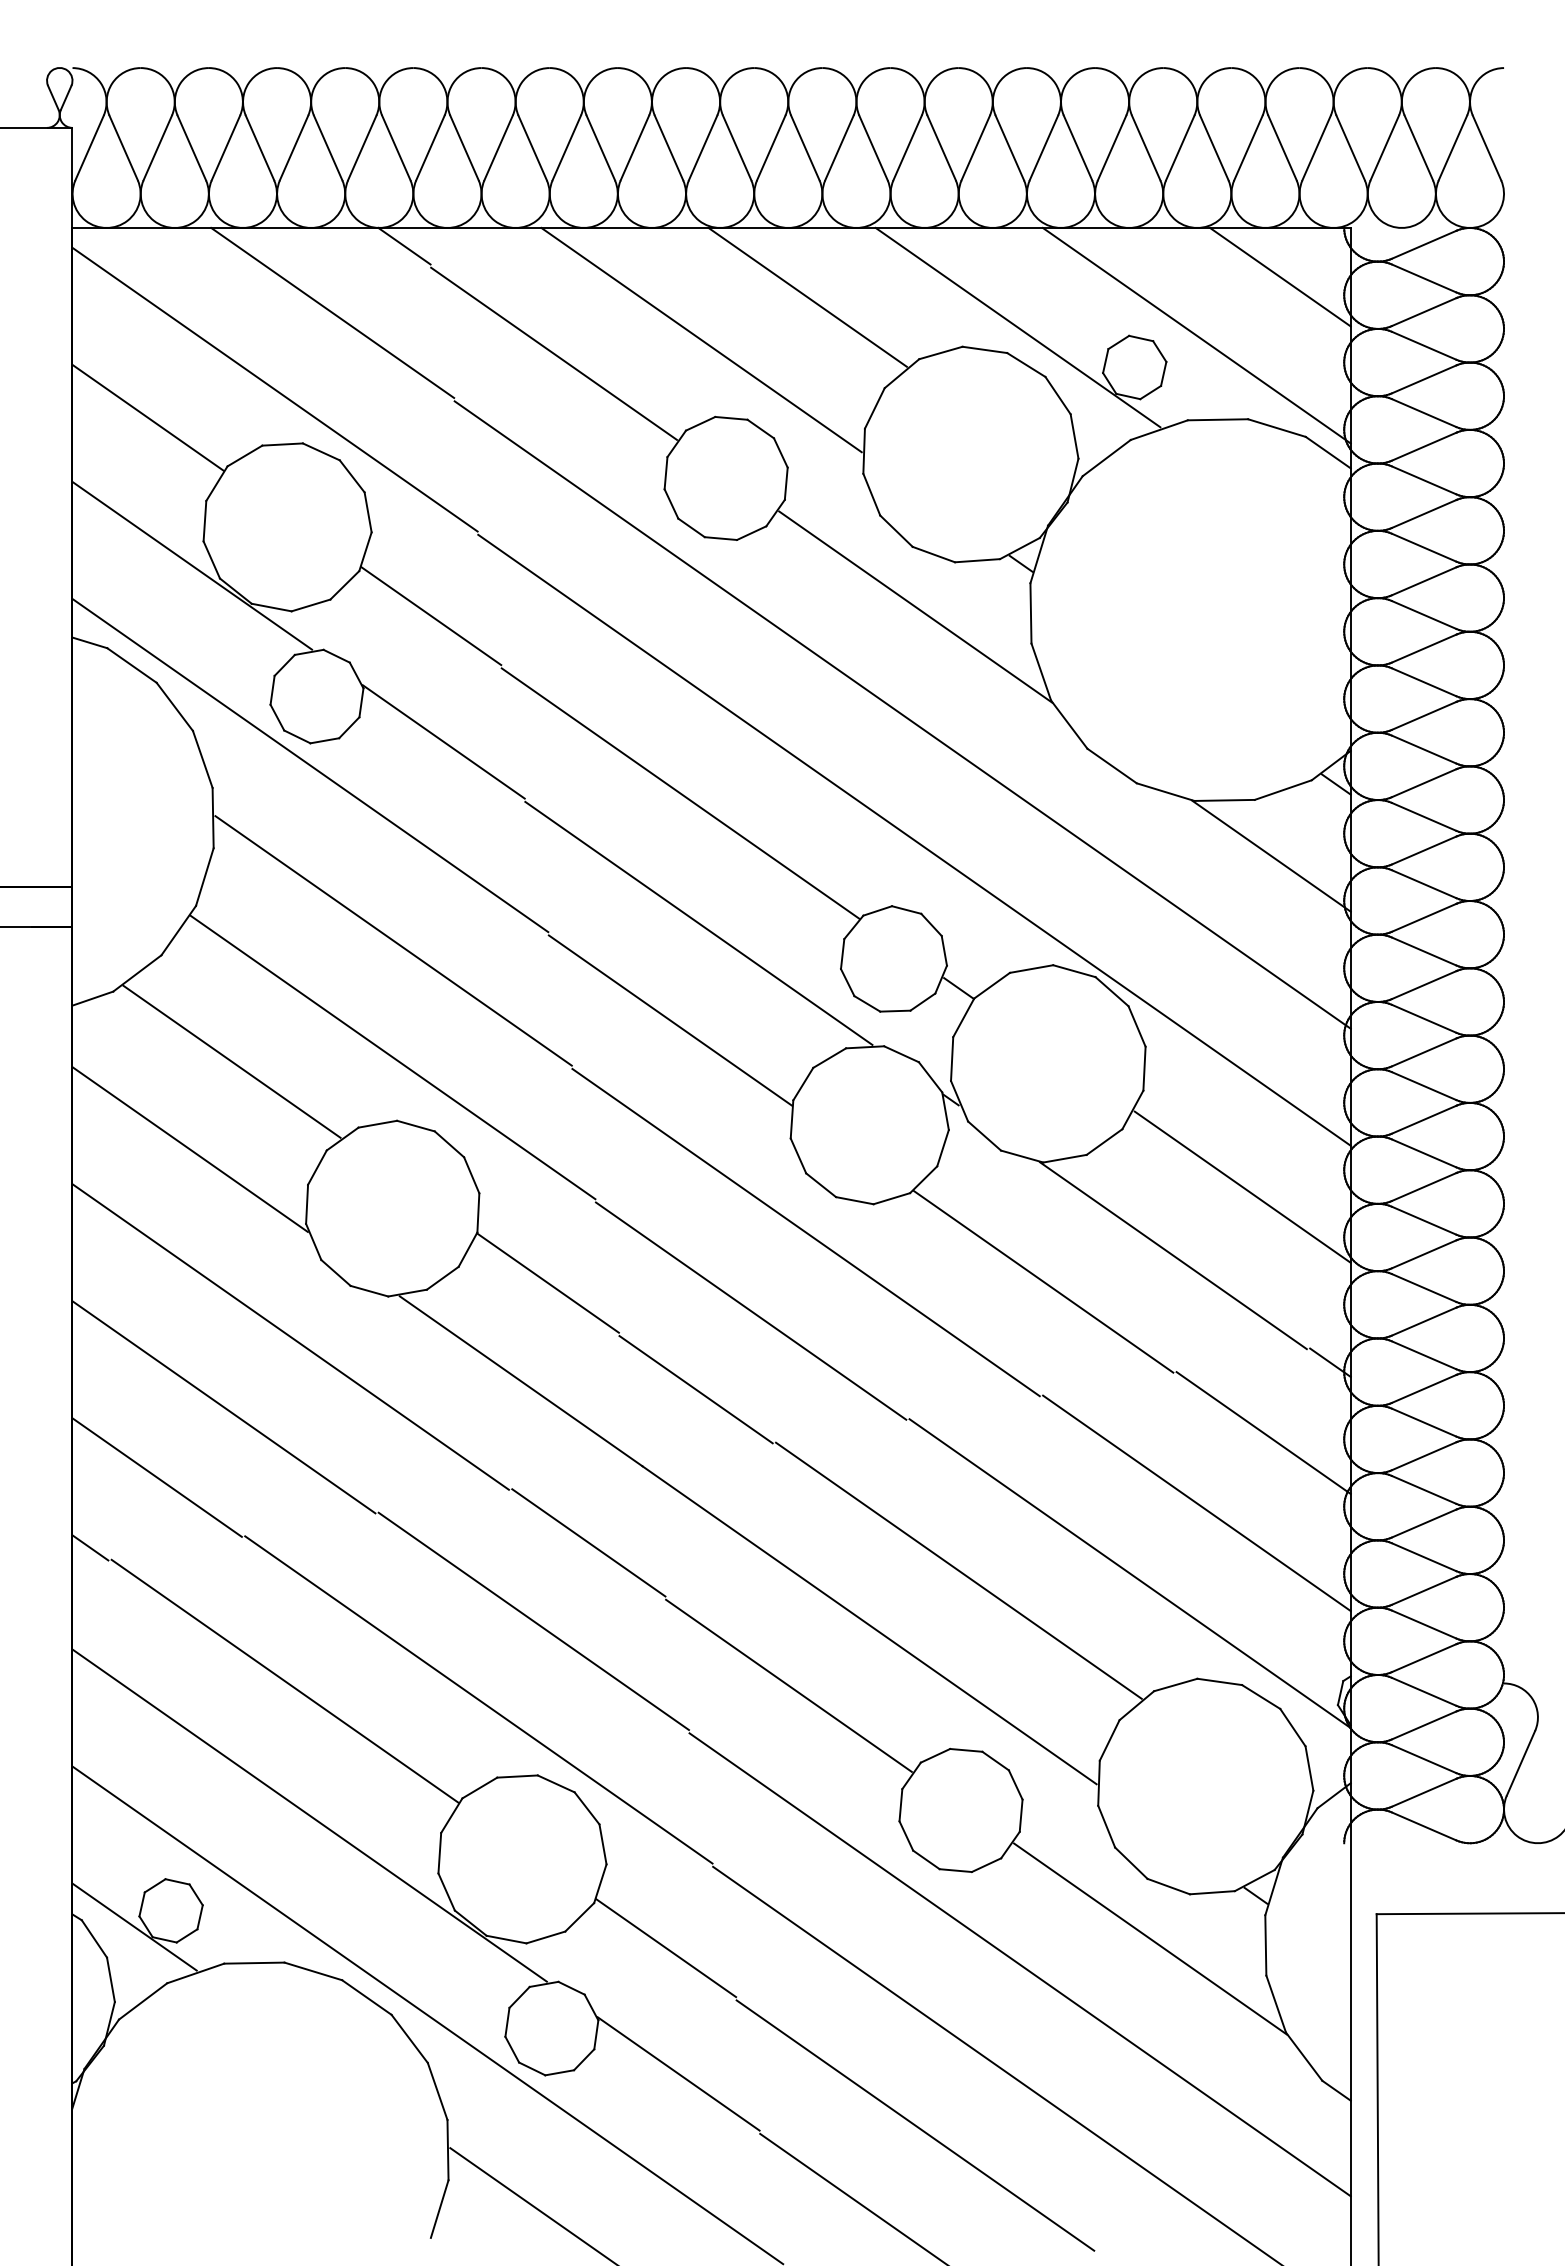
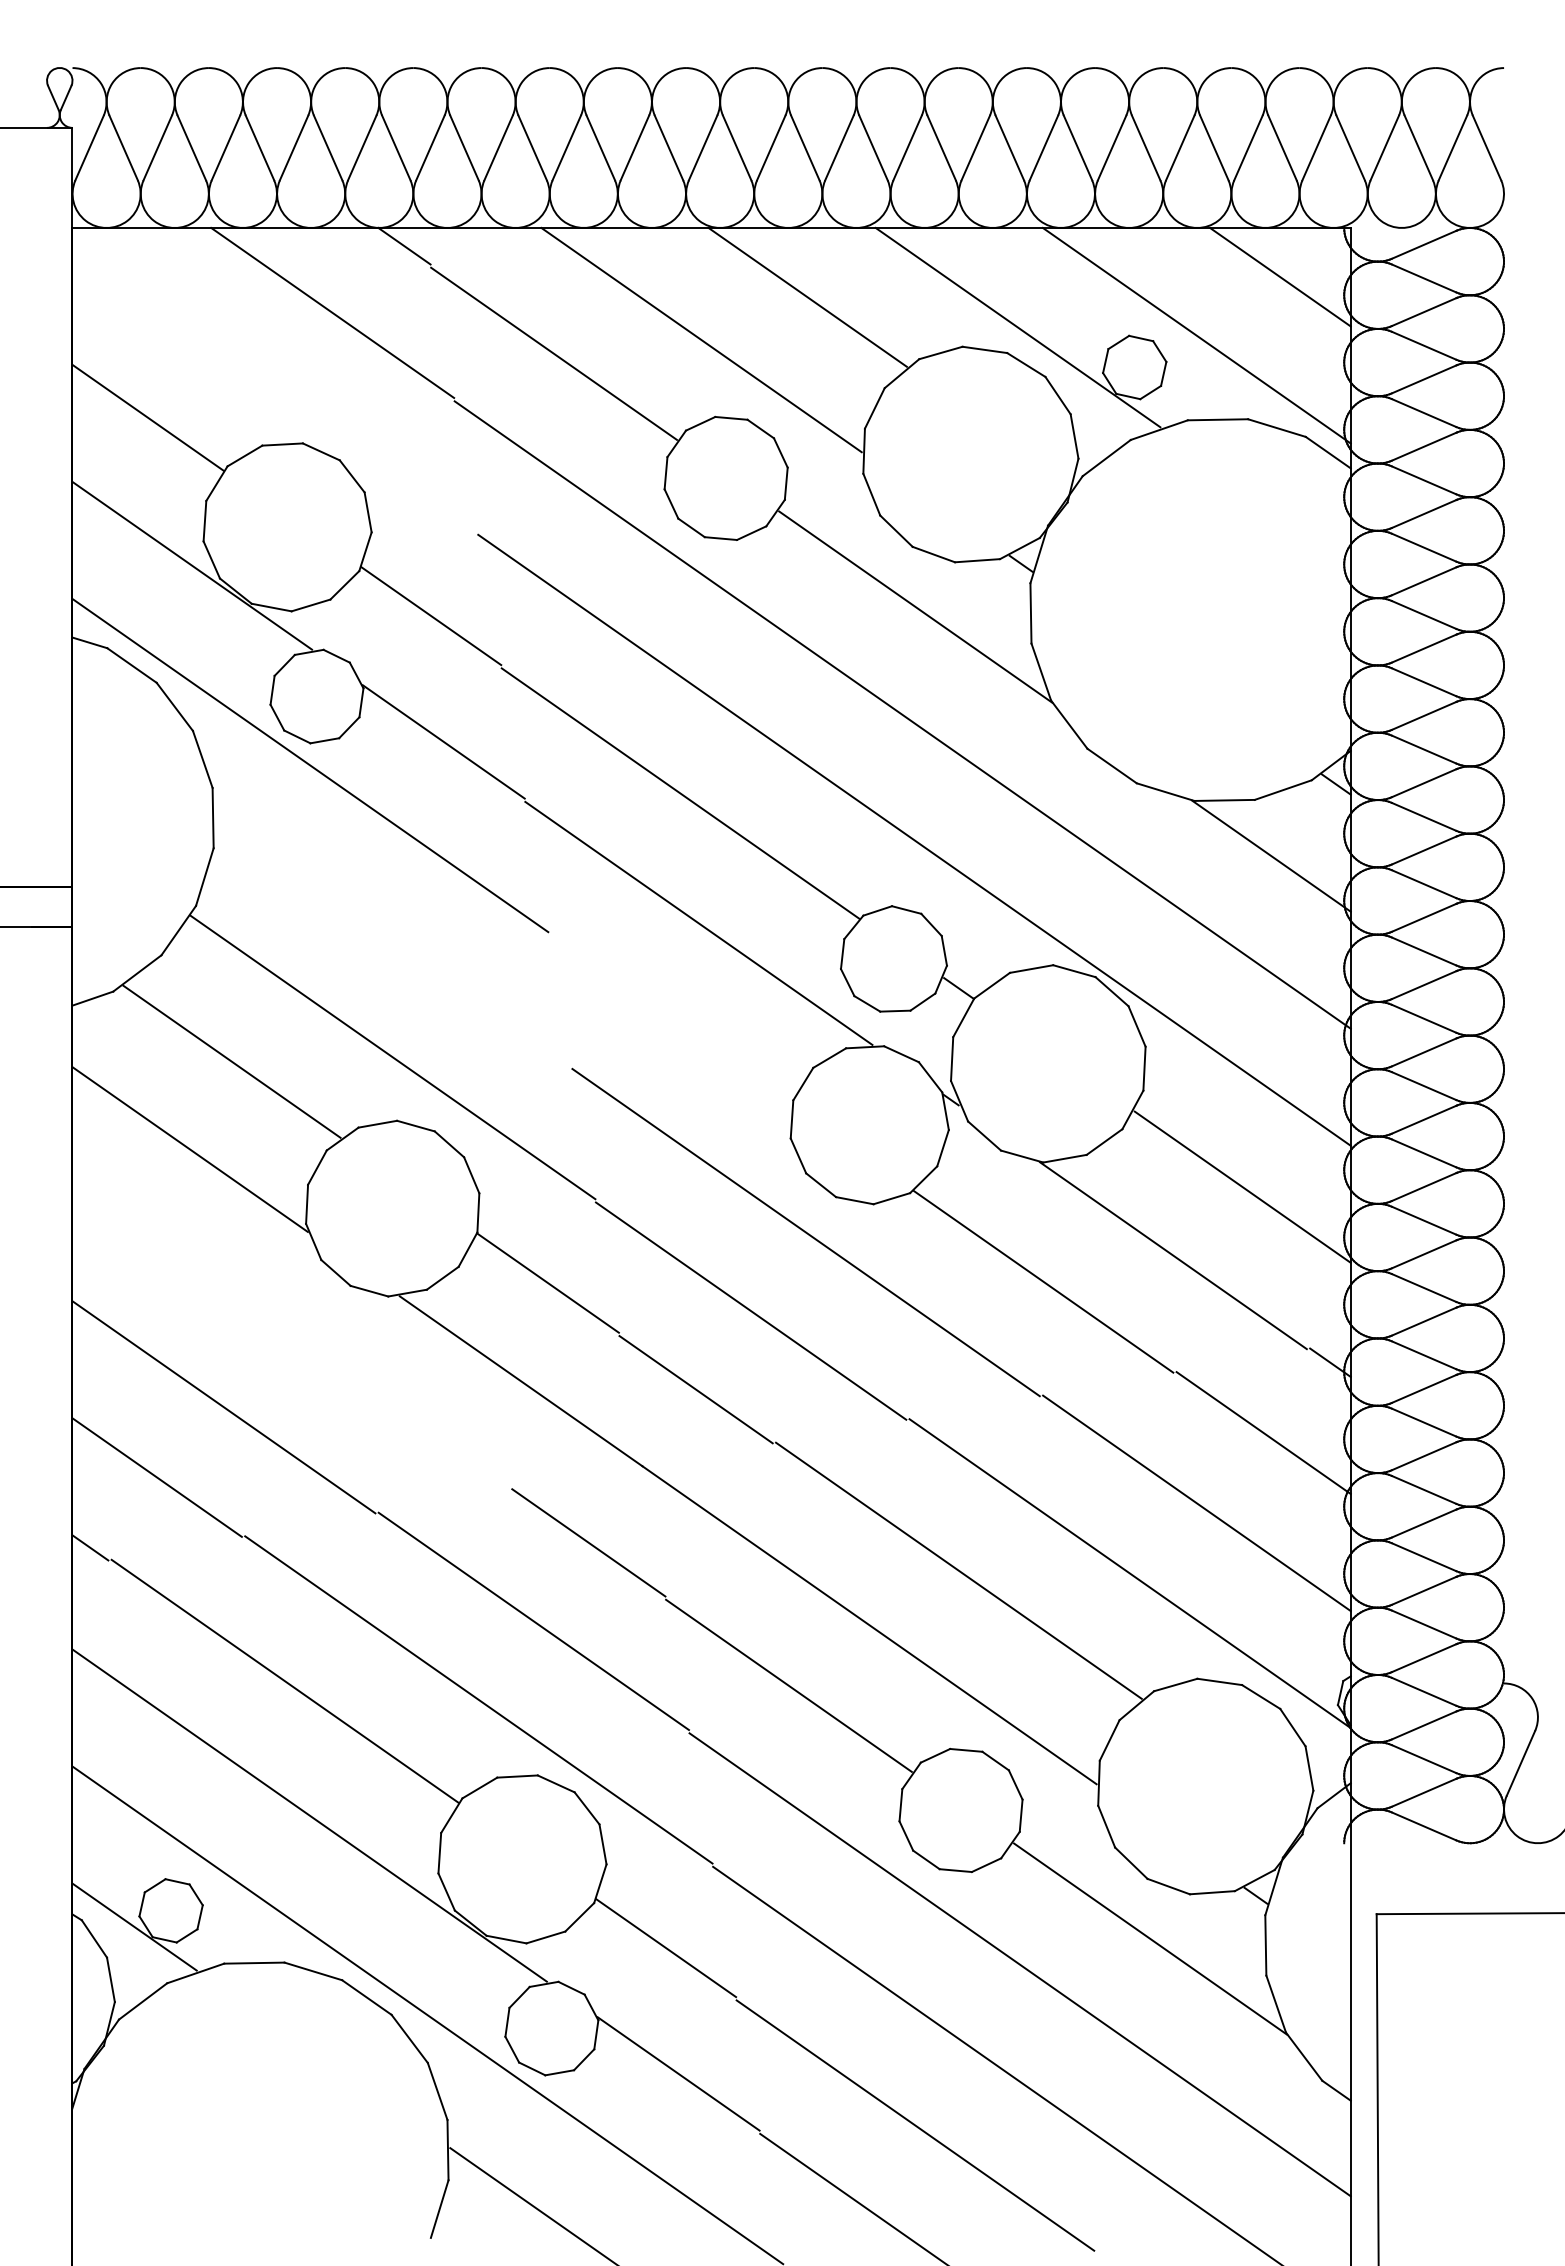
line: present -> none (274, 389)
line: present -> none (393, 940)
line: present -> none (669, 1020)
line: present -> none (290, 1336)
